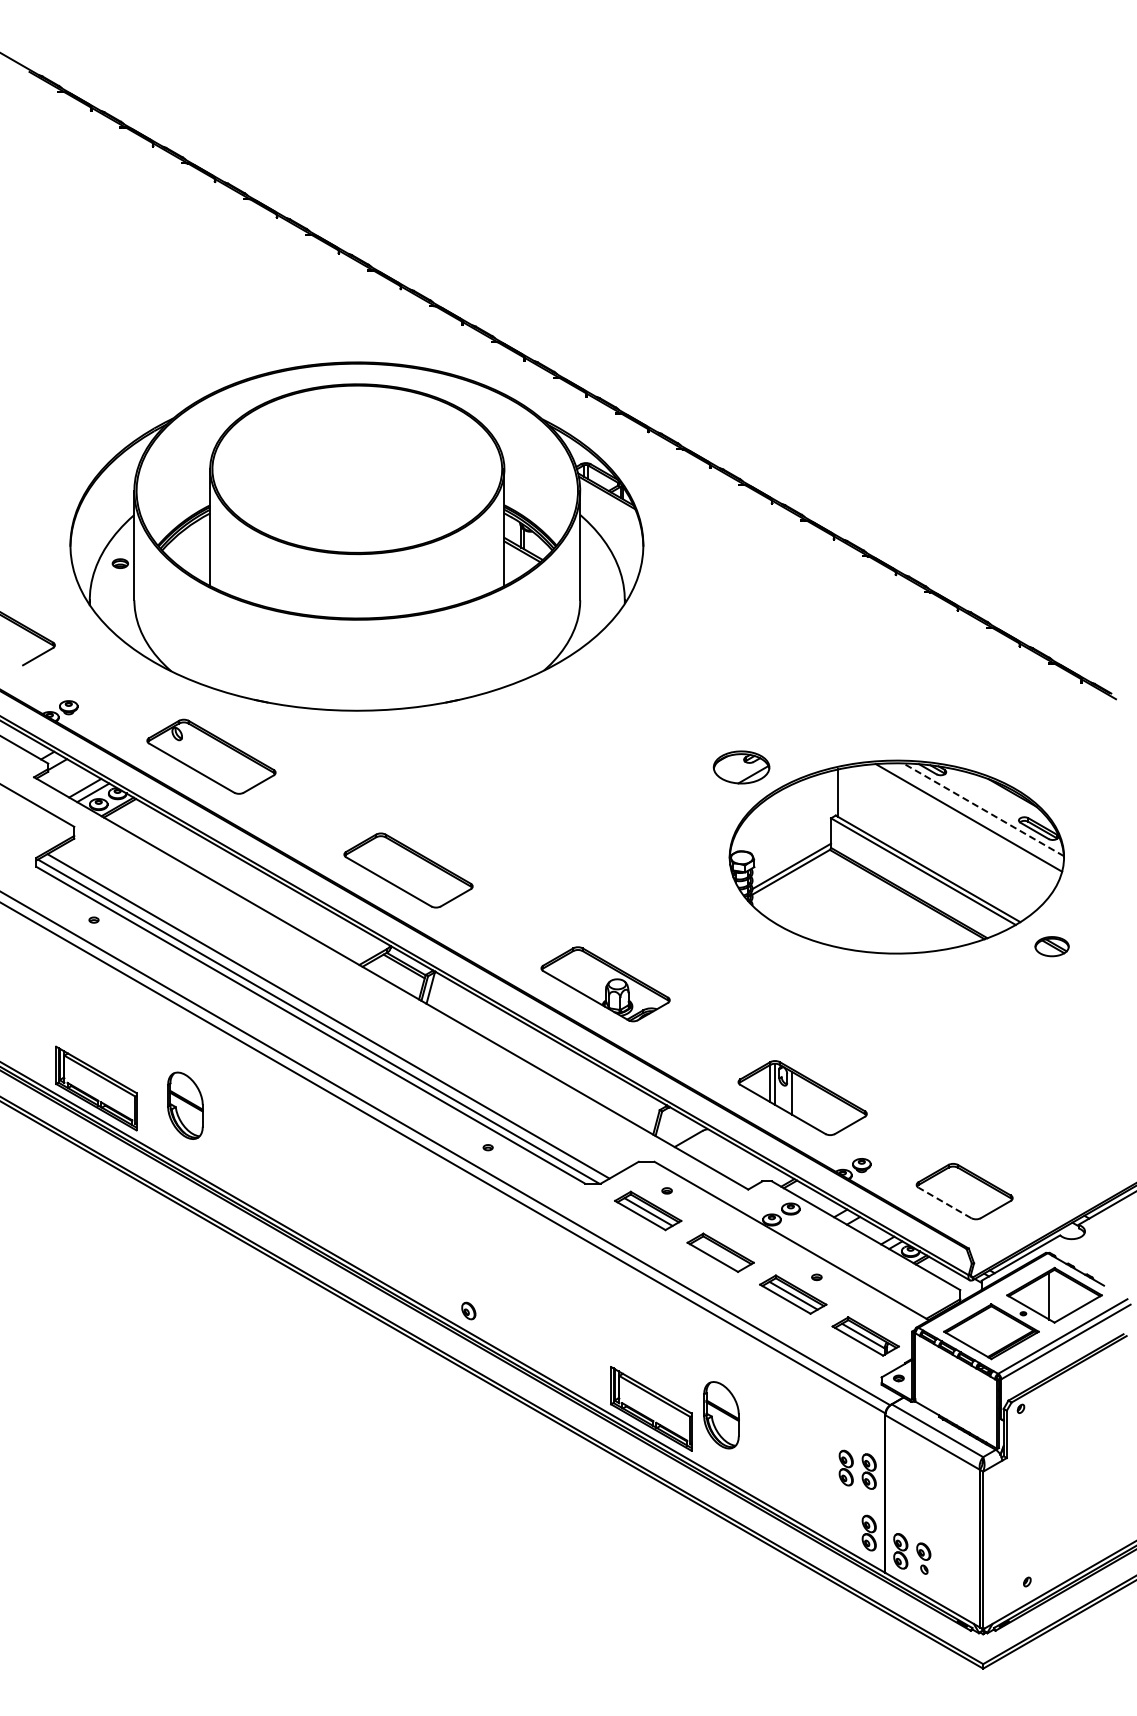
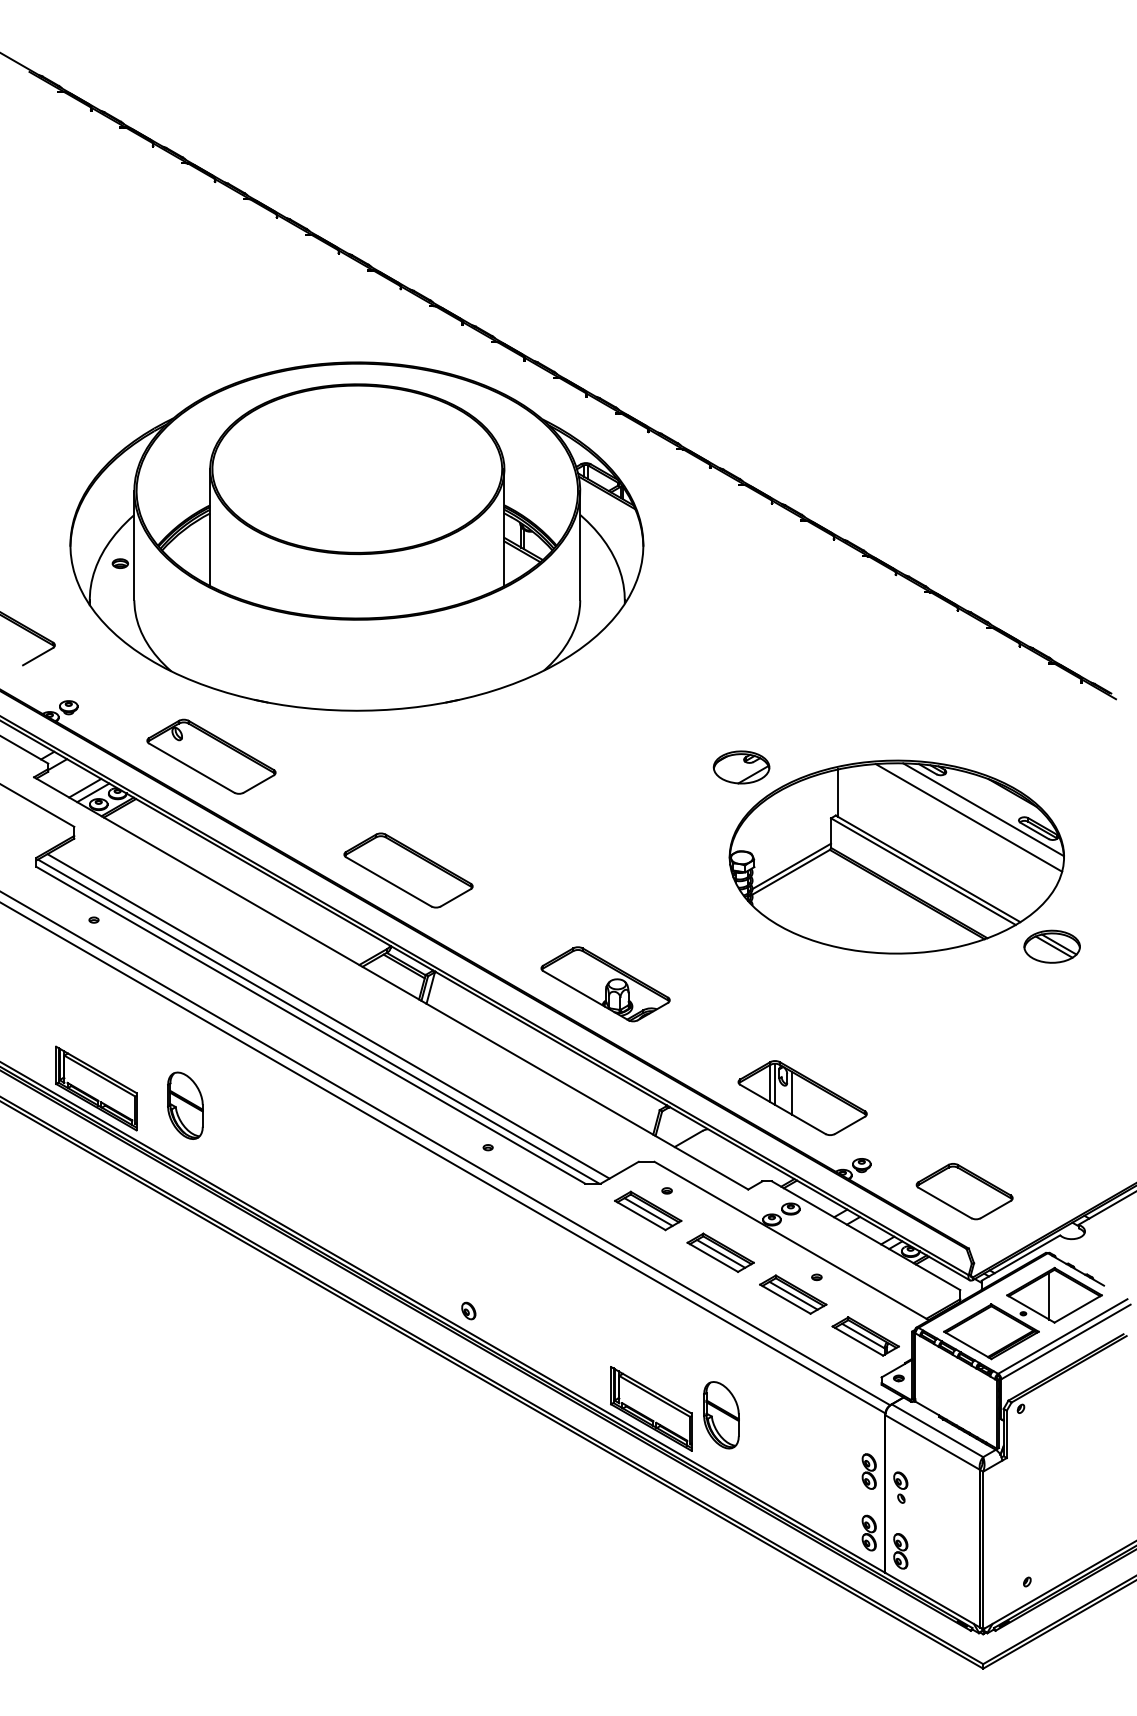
line: dashed -> solid (983, 809)
part size: 36x22 px -> 58x35 px (1051, 946)
line: dashed -> solid (944, 1202)
line: none -> present (721, 1253)
part: present -> none (845, 1467)
part position: (923, 1558) -> (900, 1487) (900, 1487)
